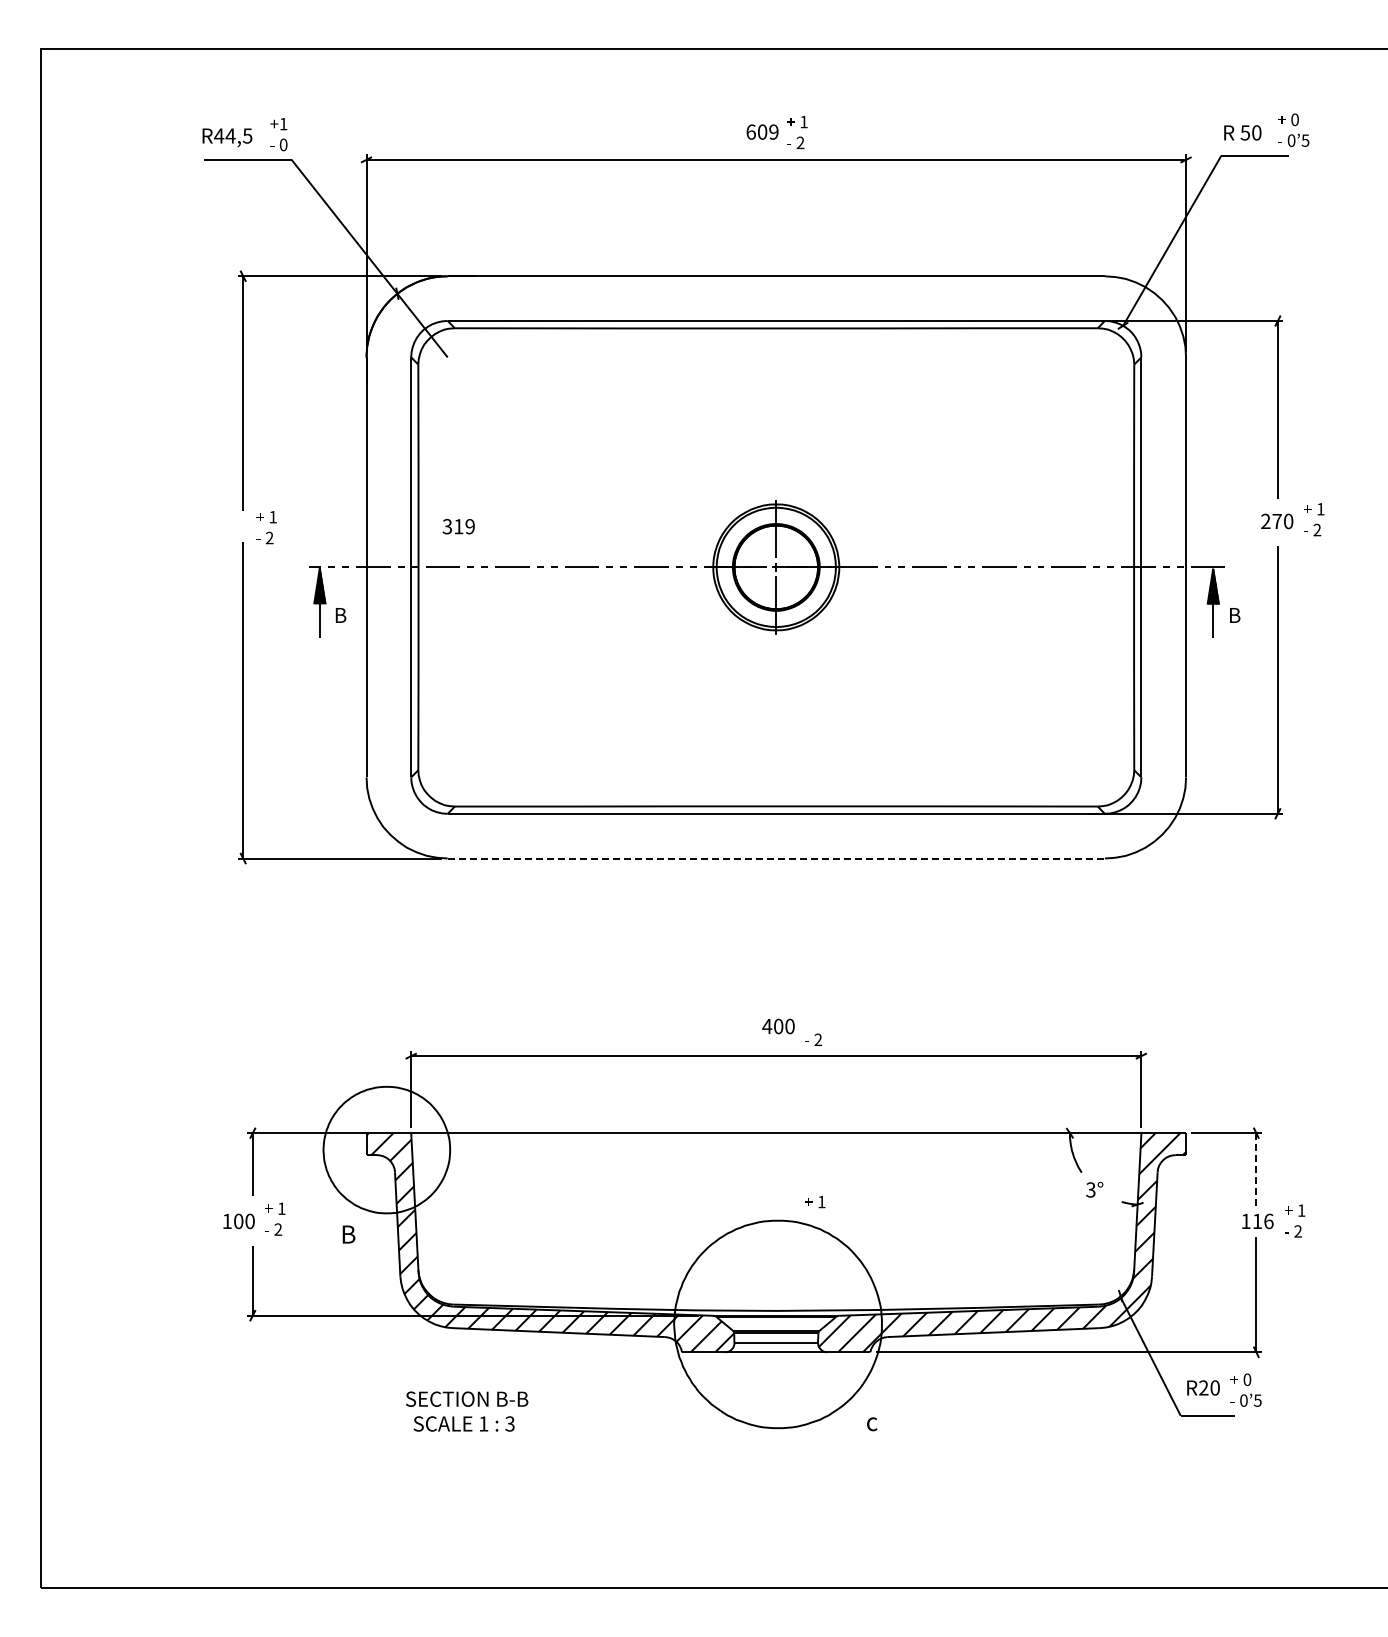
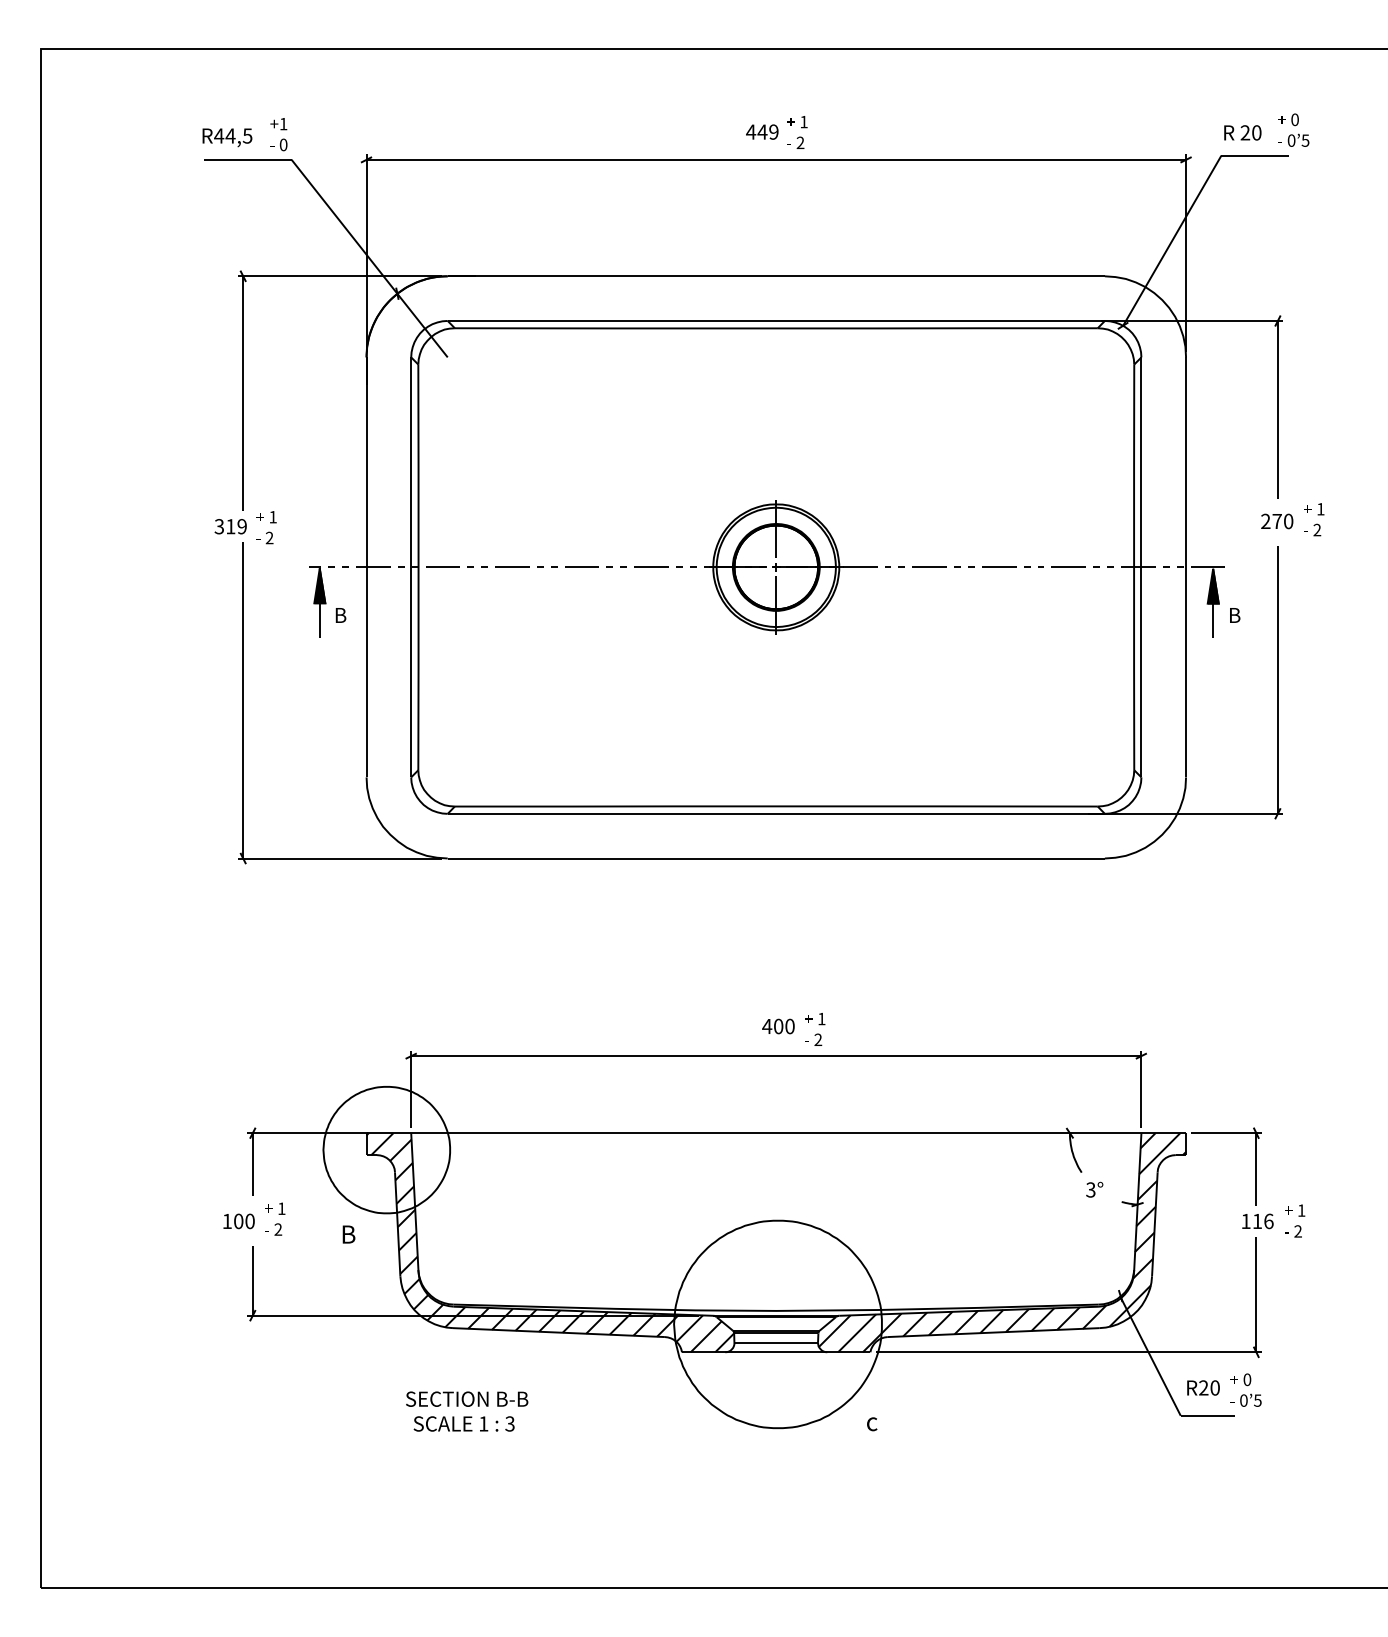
text: 609 -> 449 (756, 131)
text: 50 -> 20 (1245, 132)
text position: (458, 526) -> (230, 526) (230, 526)
line: dashed -> solid (776, 858)
line: dashed -> solid (1256, 1170)
text position: (815, 1202) -> (815, 1019) (815, 1019)
